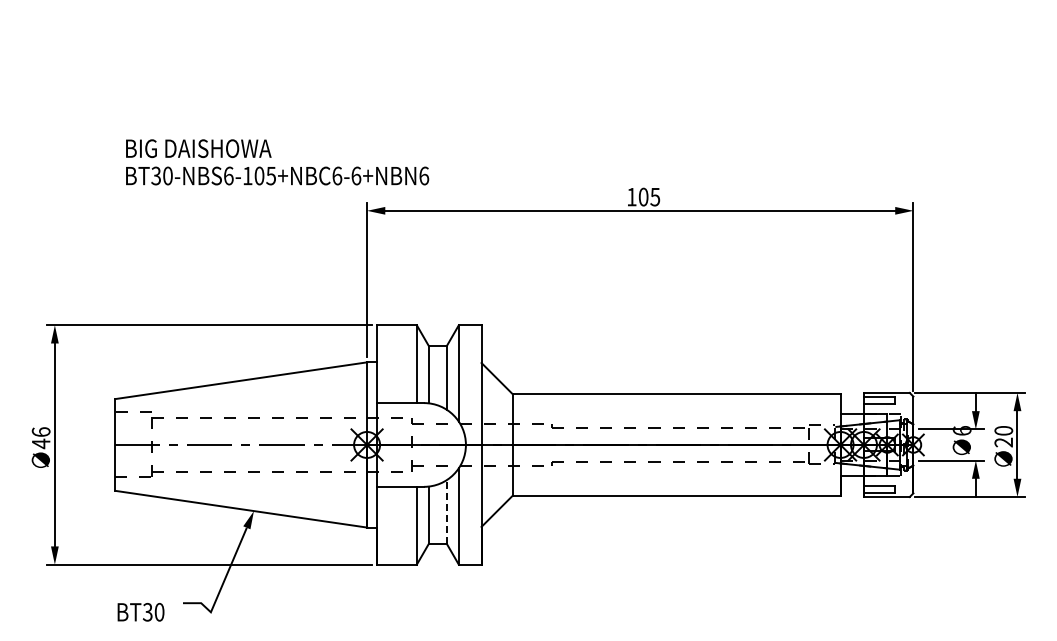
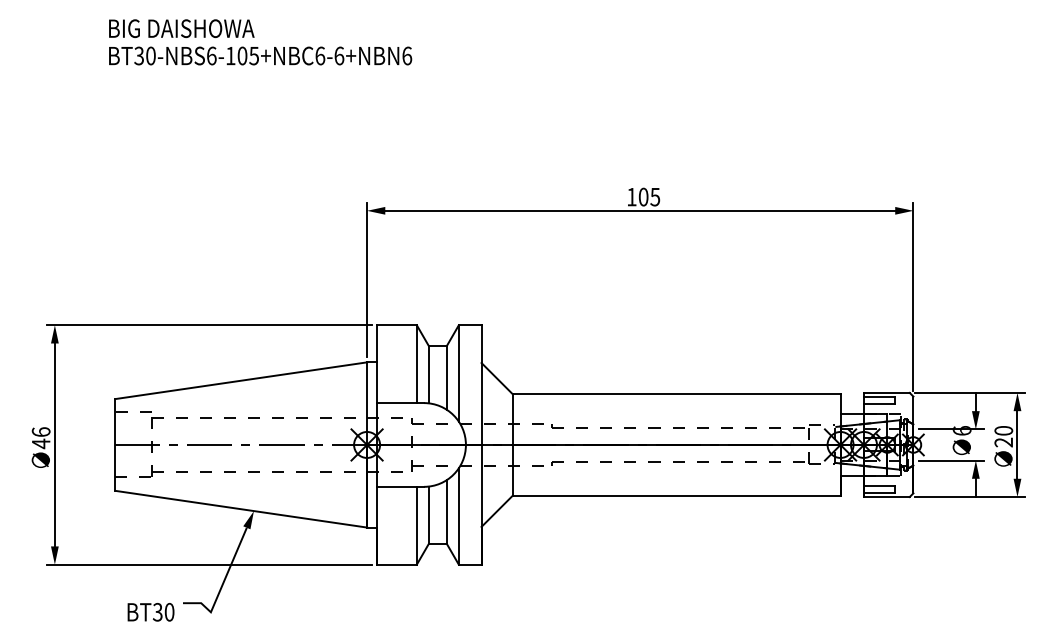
text position: (277, 162) -> (260, 42) (260, 42)
line: dashed -> solid (446, 511)
text position: (140, 612) -> (150, 612) (150, 612)
